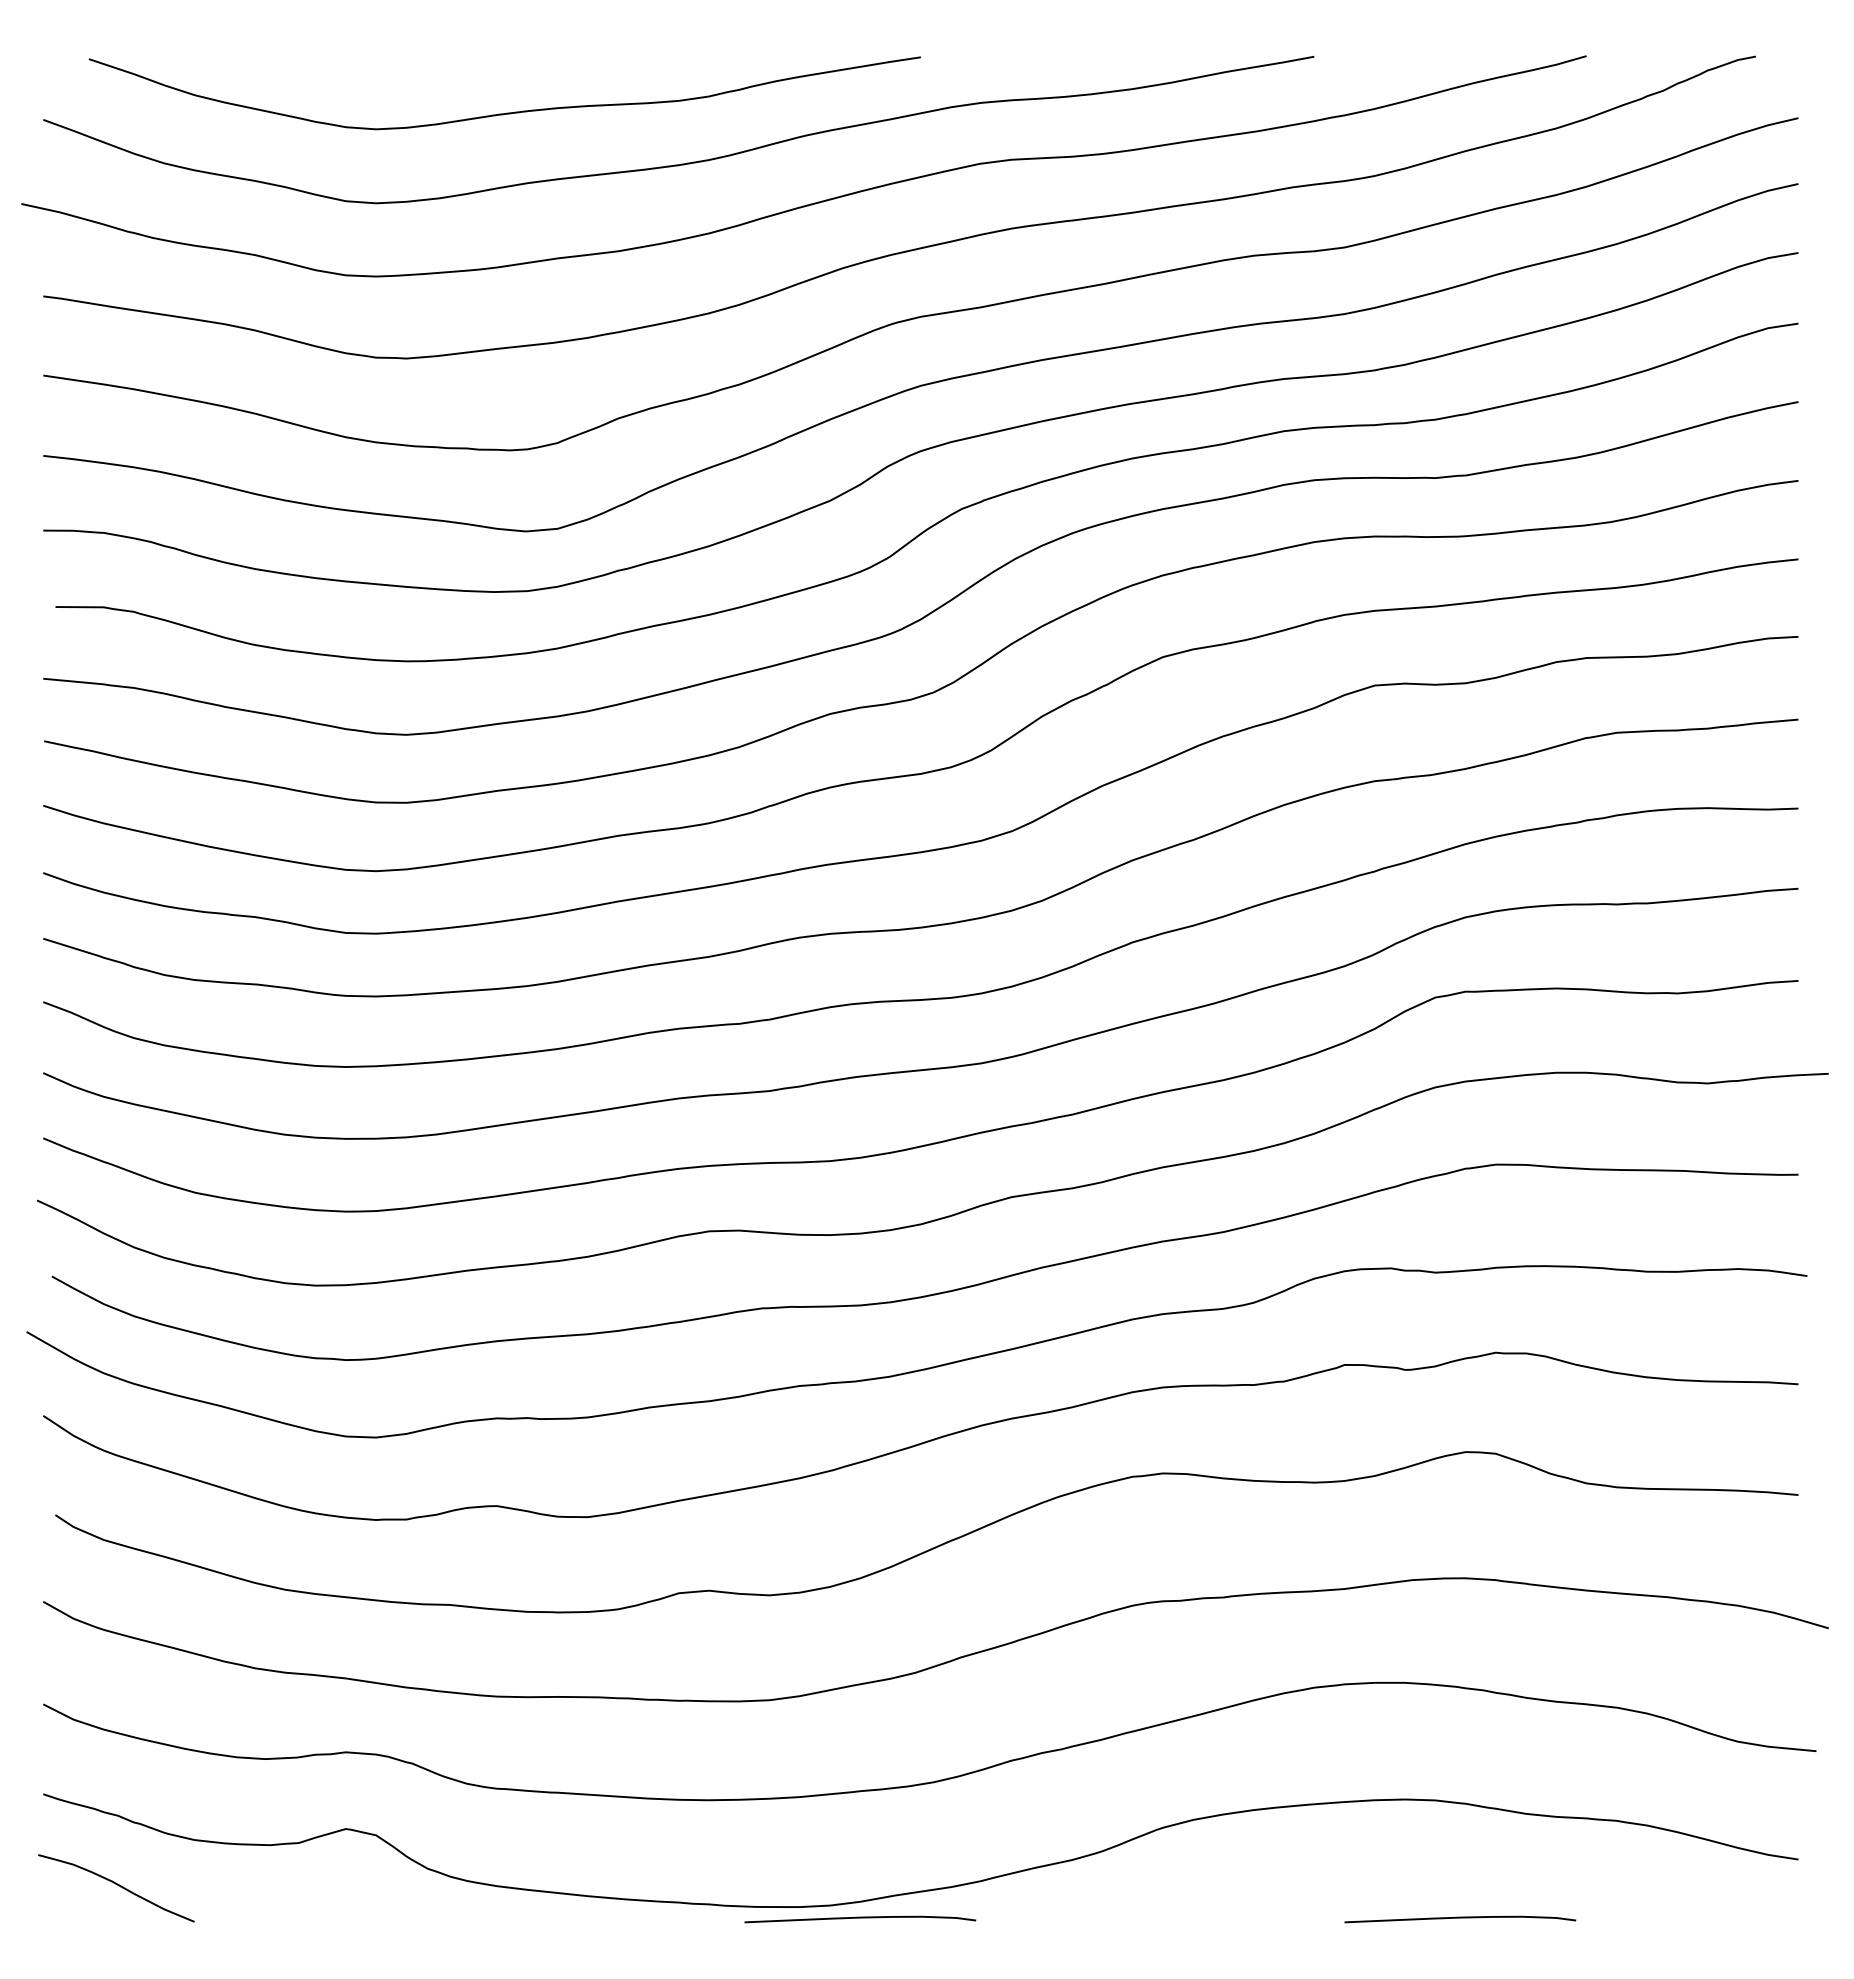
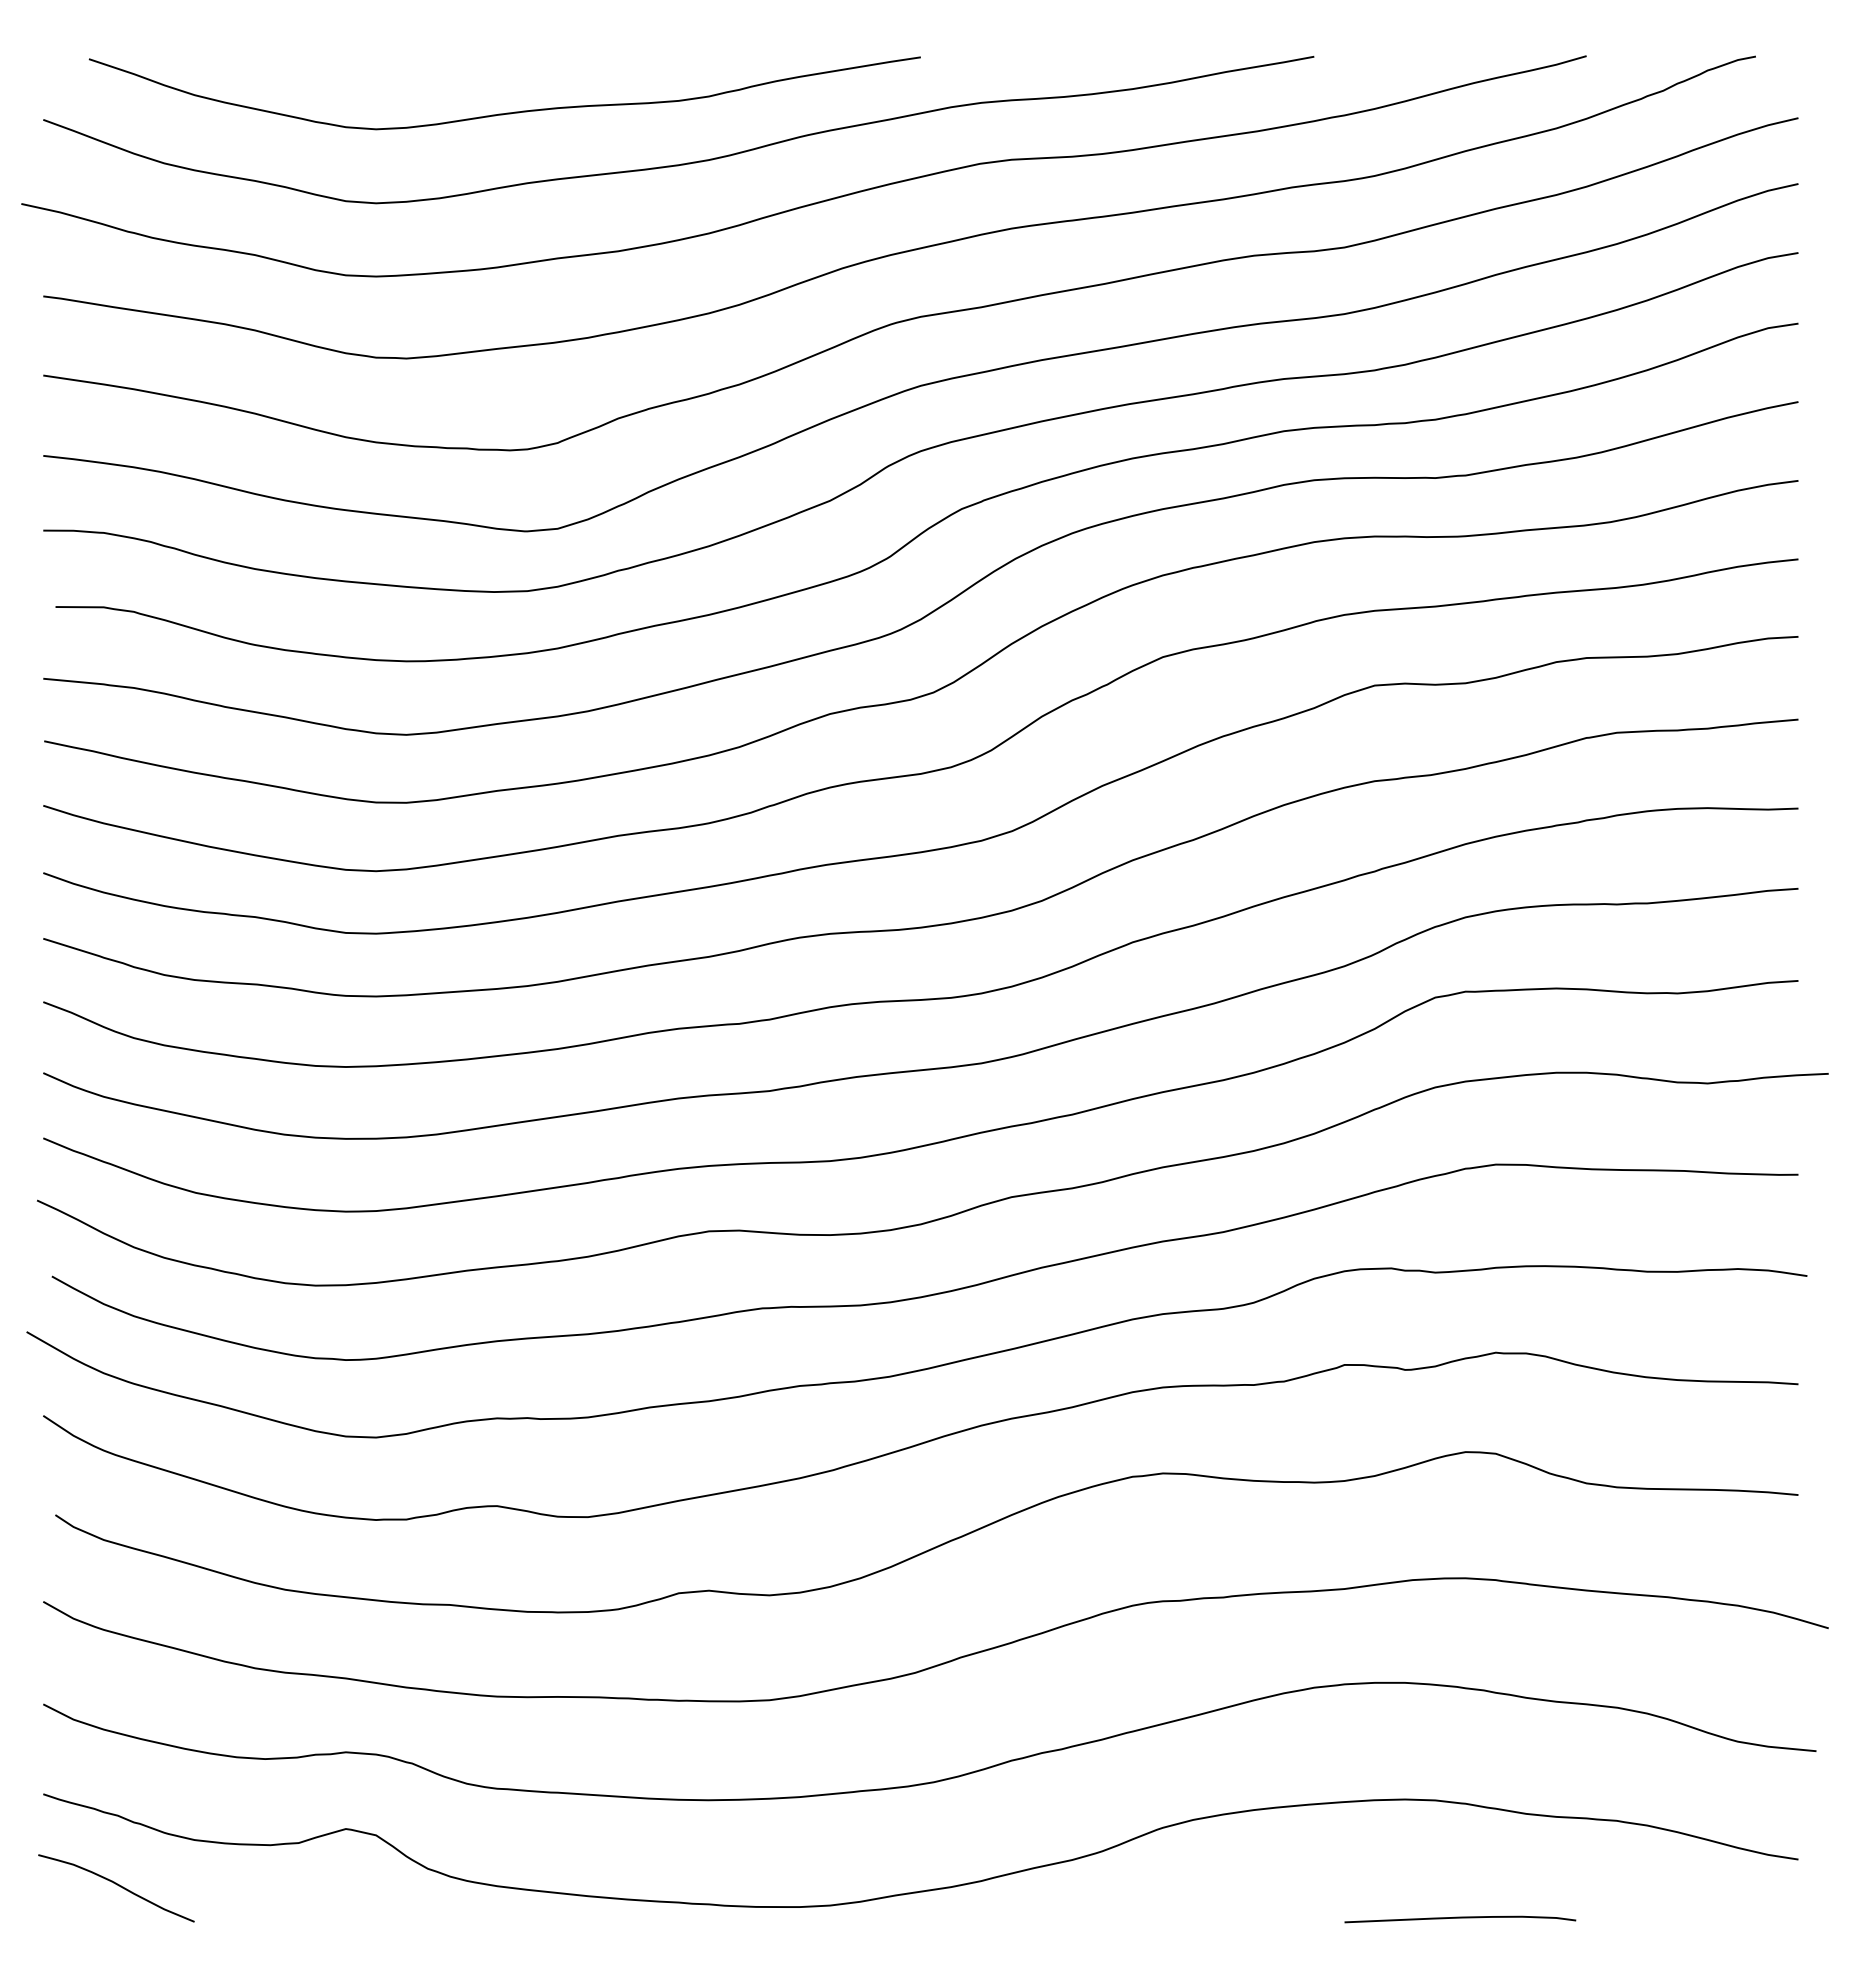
curve: present -> none (860, 1918)
